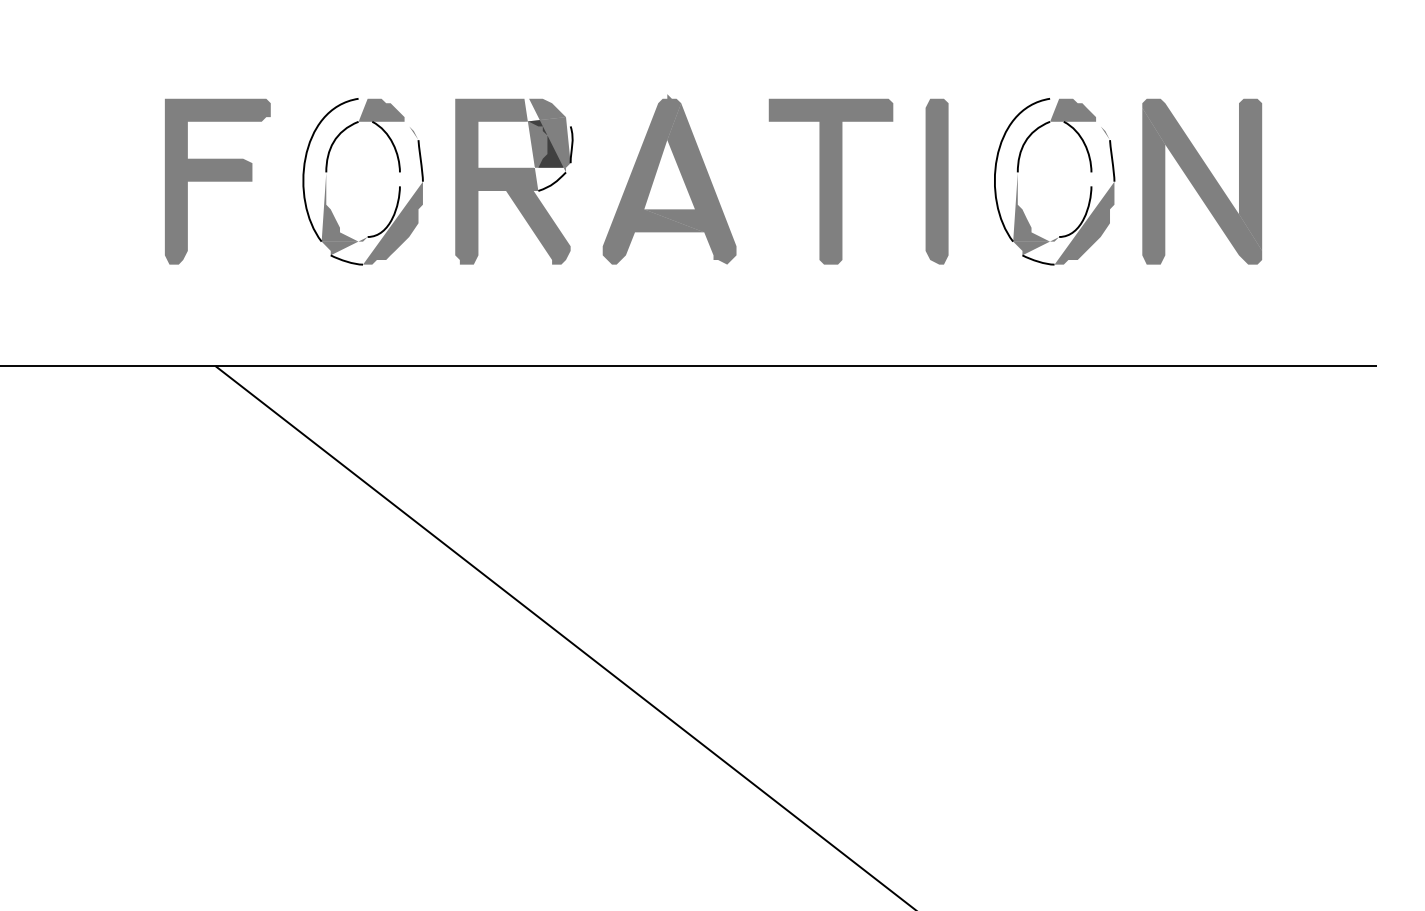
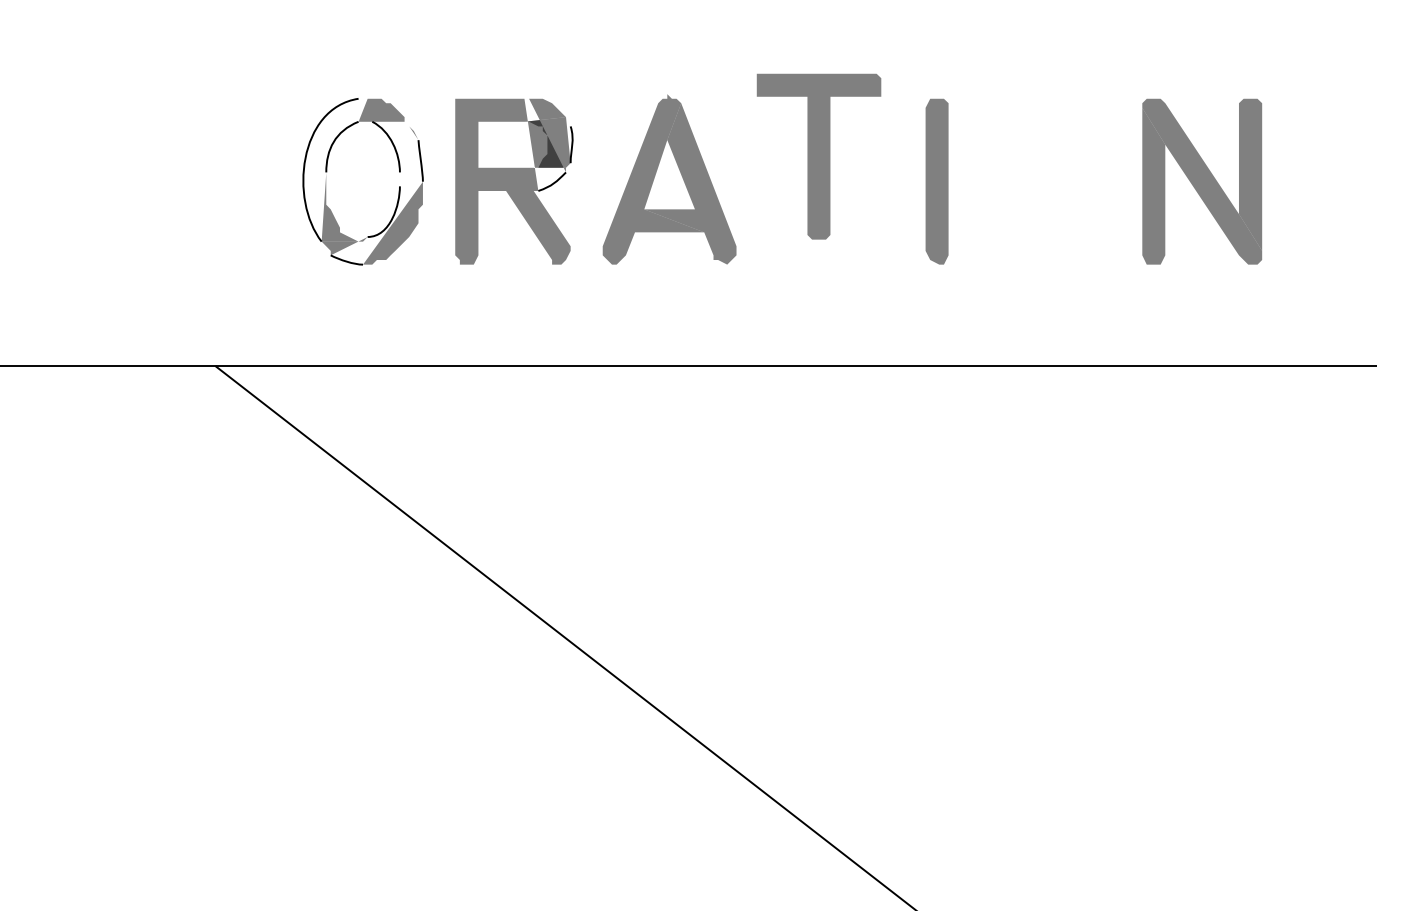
fill: present -> none (217, 181)
part position: (831, 181) -> (819, 156) (819, 156)
part: present -> none (1090, 186)
